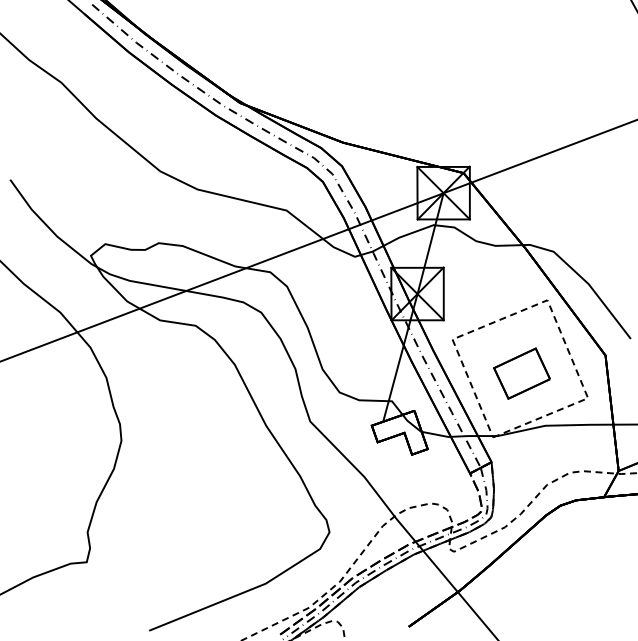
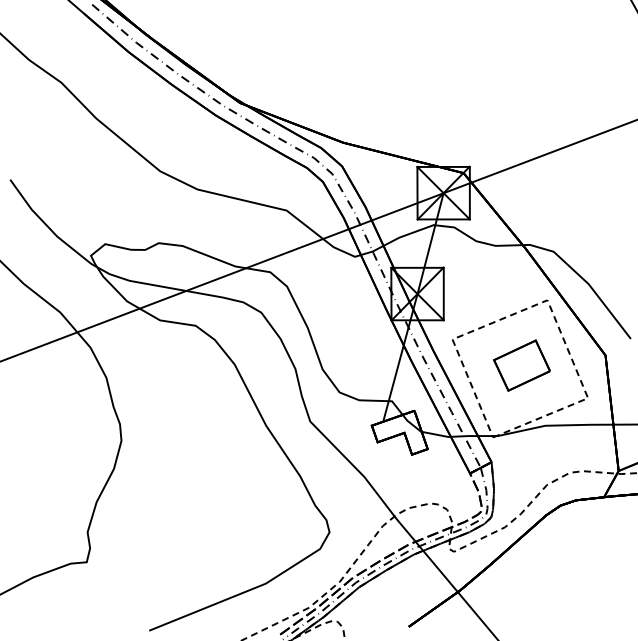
part position: (521, 373) -> (521, 365) (521, 365)
